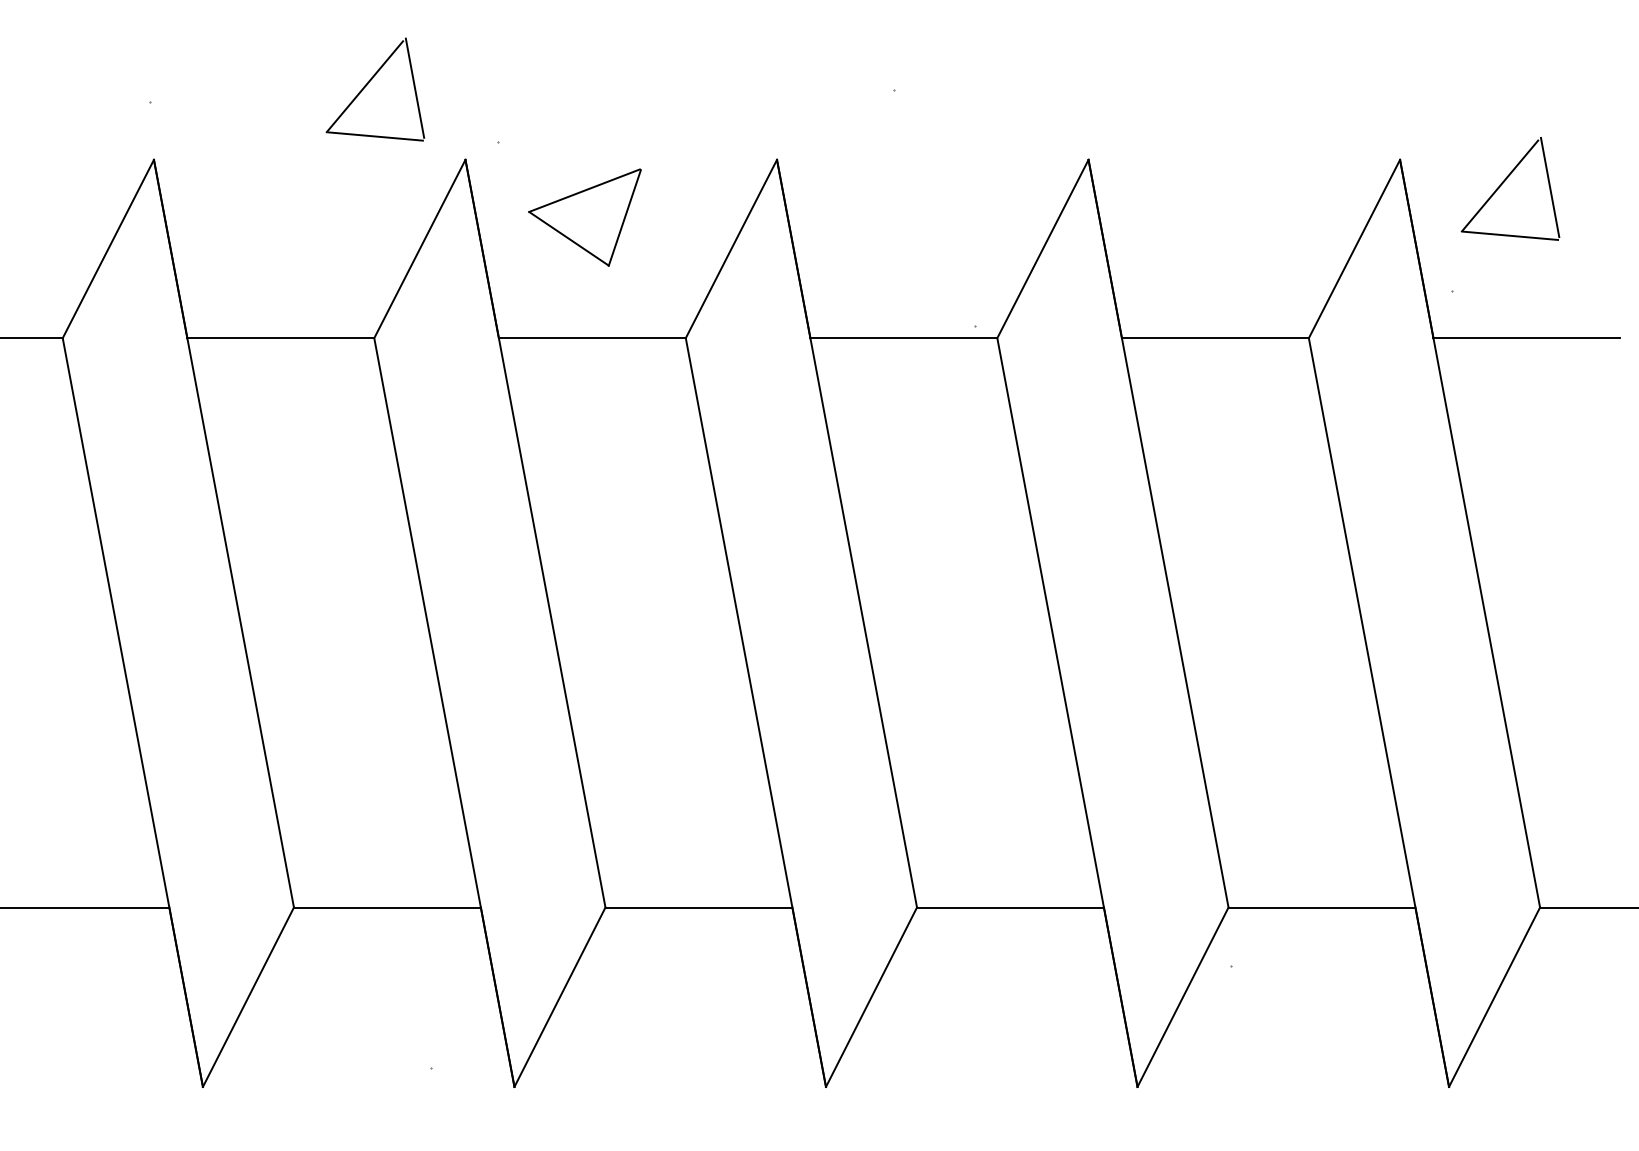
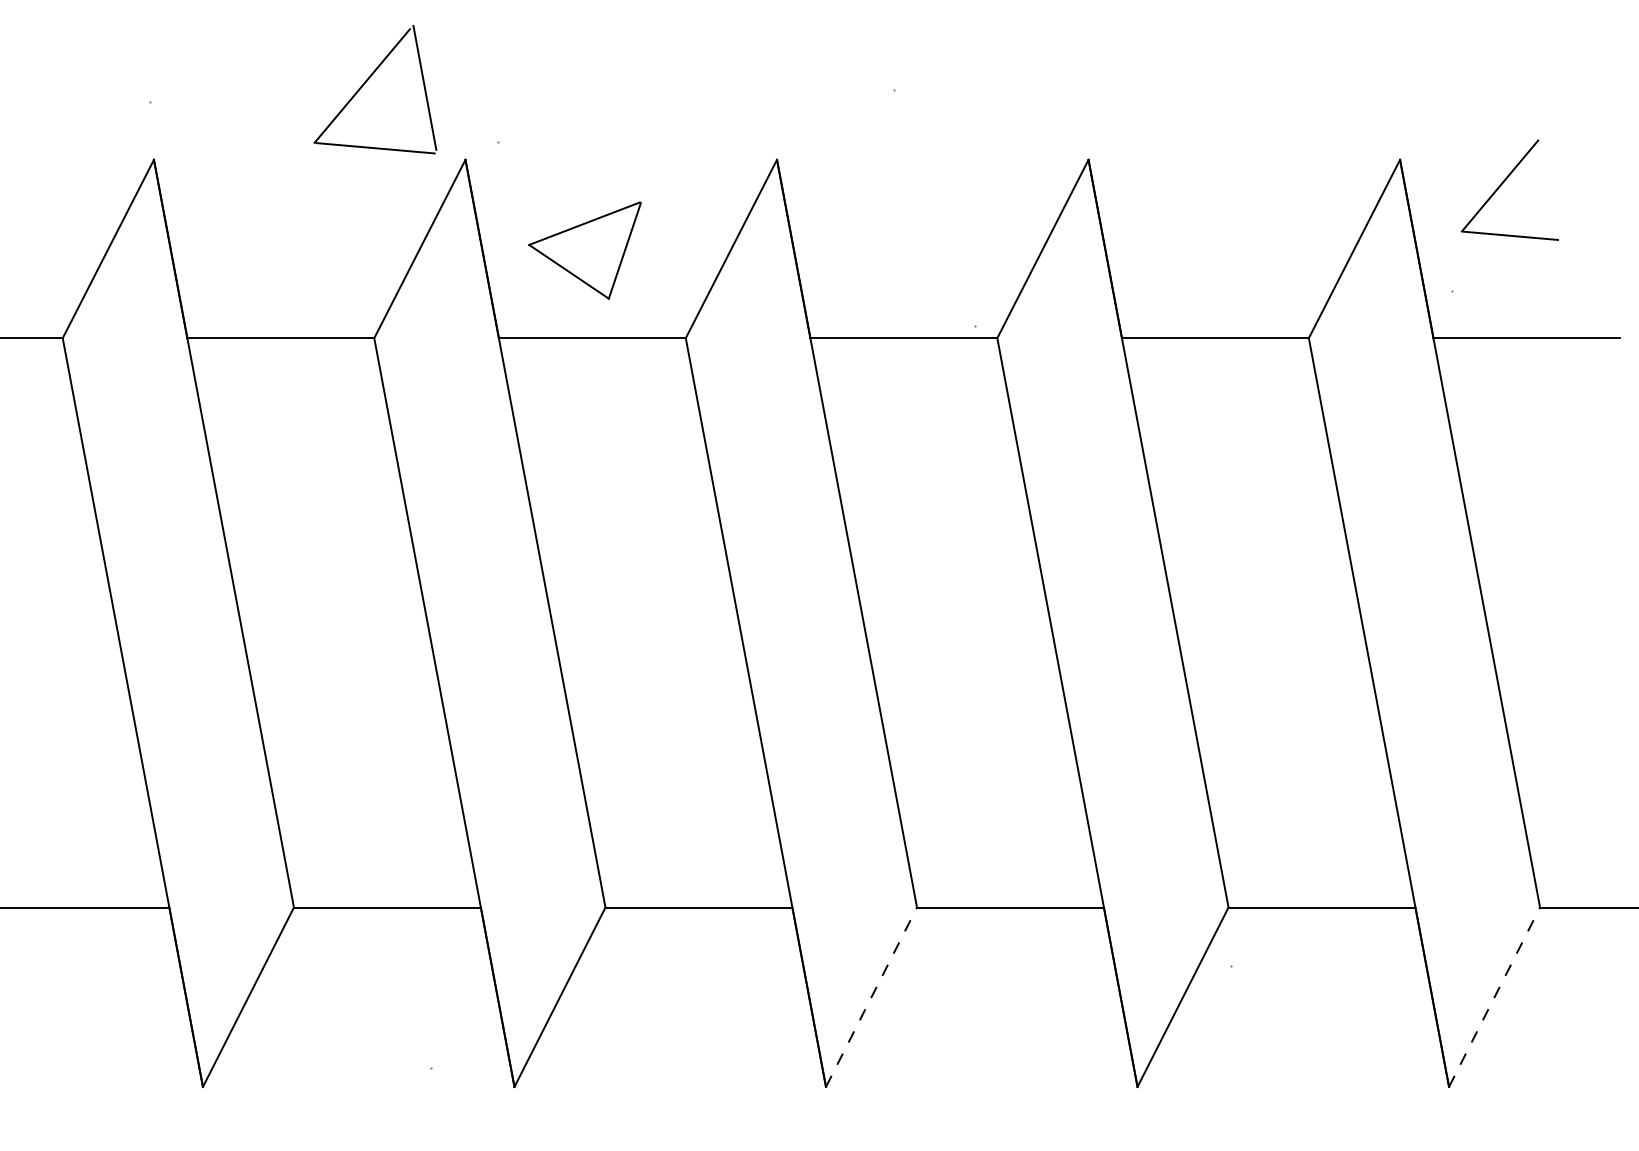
part size: 101x105 px -> 125x130 px (375, 89)
line: present -> none (1549, 187)
part position: (584, 217) -> (584, 250) (584, 250)
line: solid -> dashed (871, 997)
line: solid -> dashed (1494, 997)
